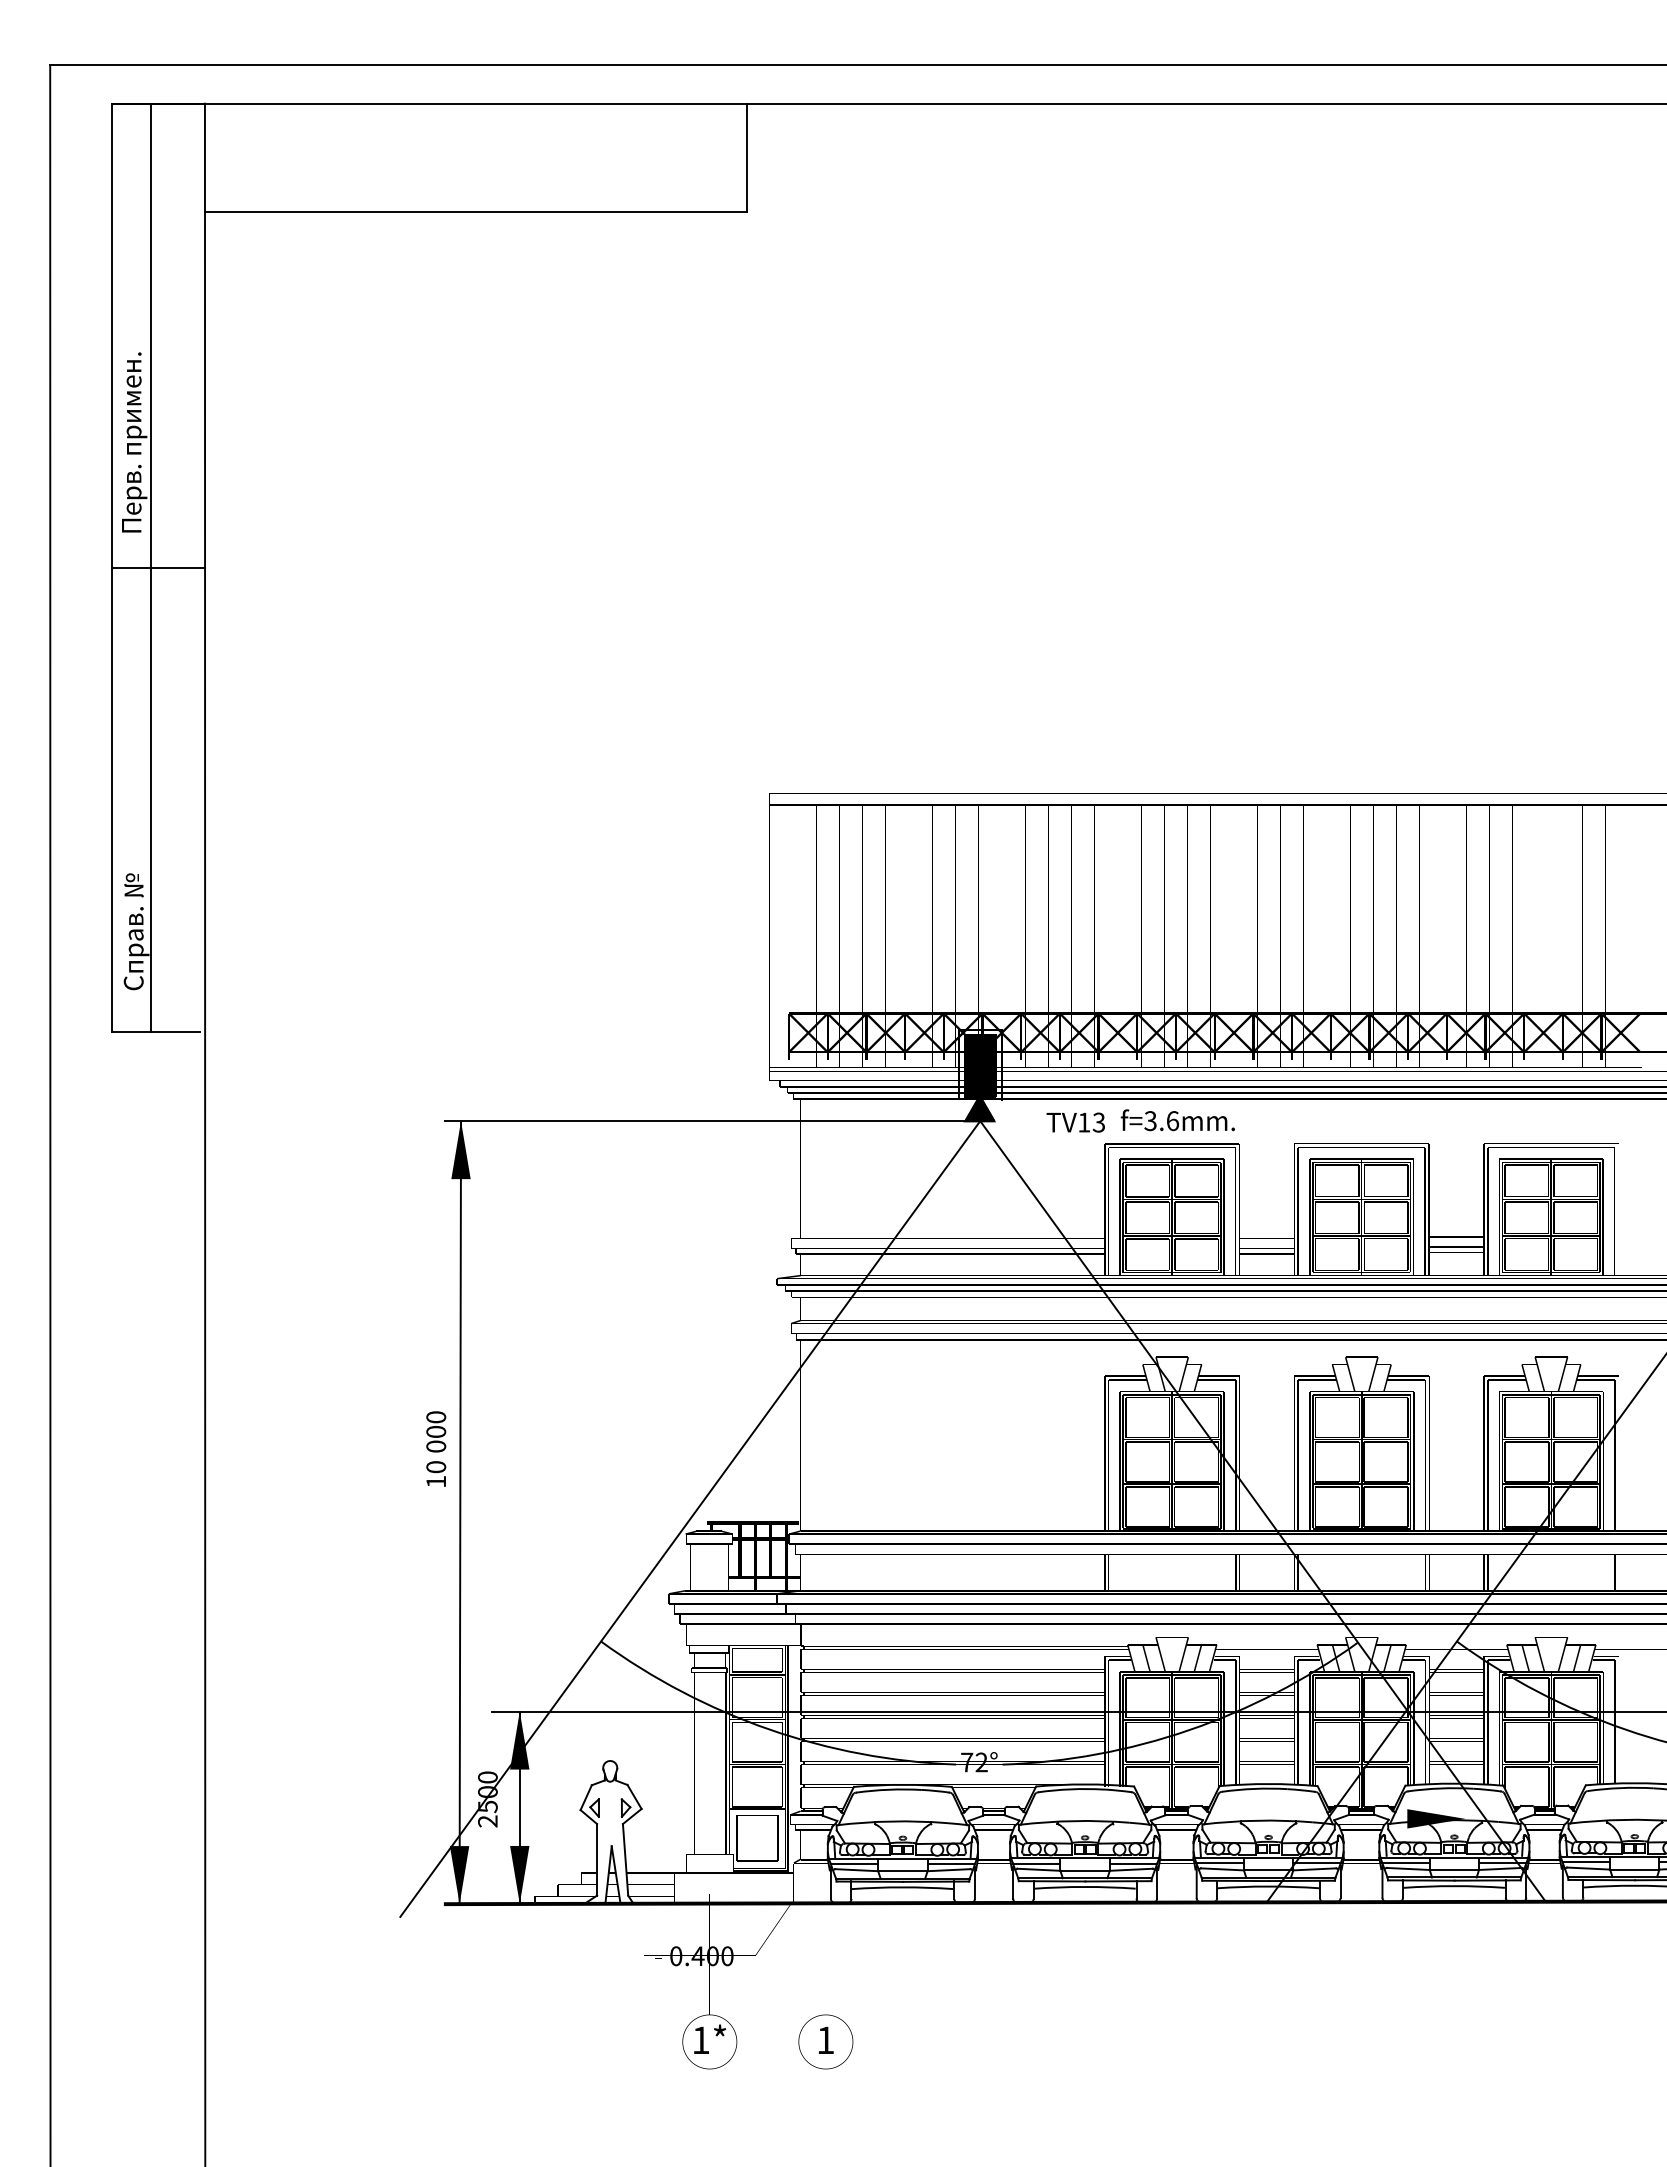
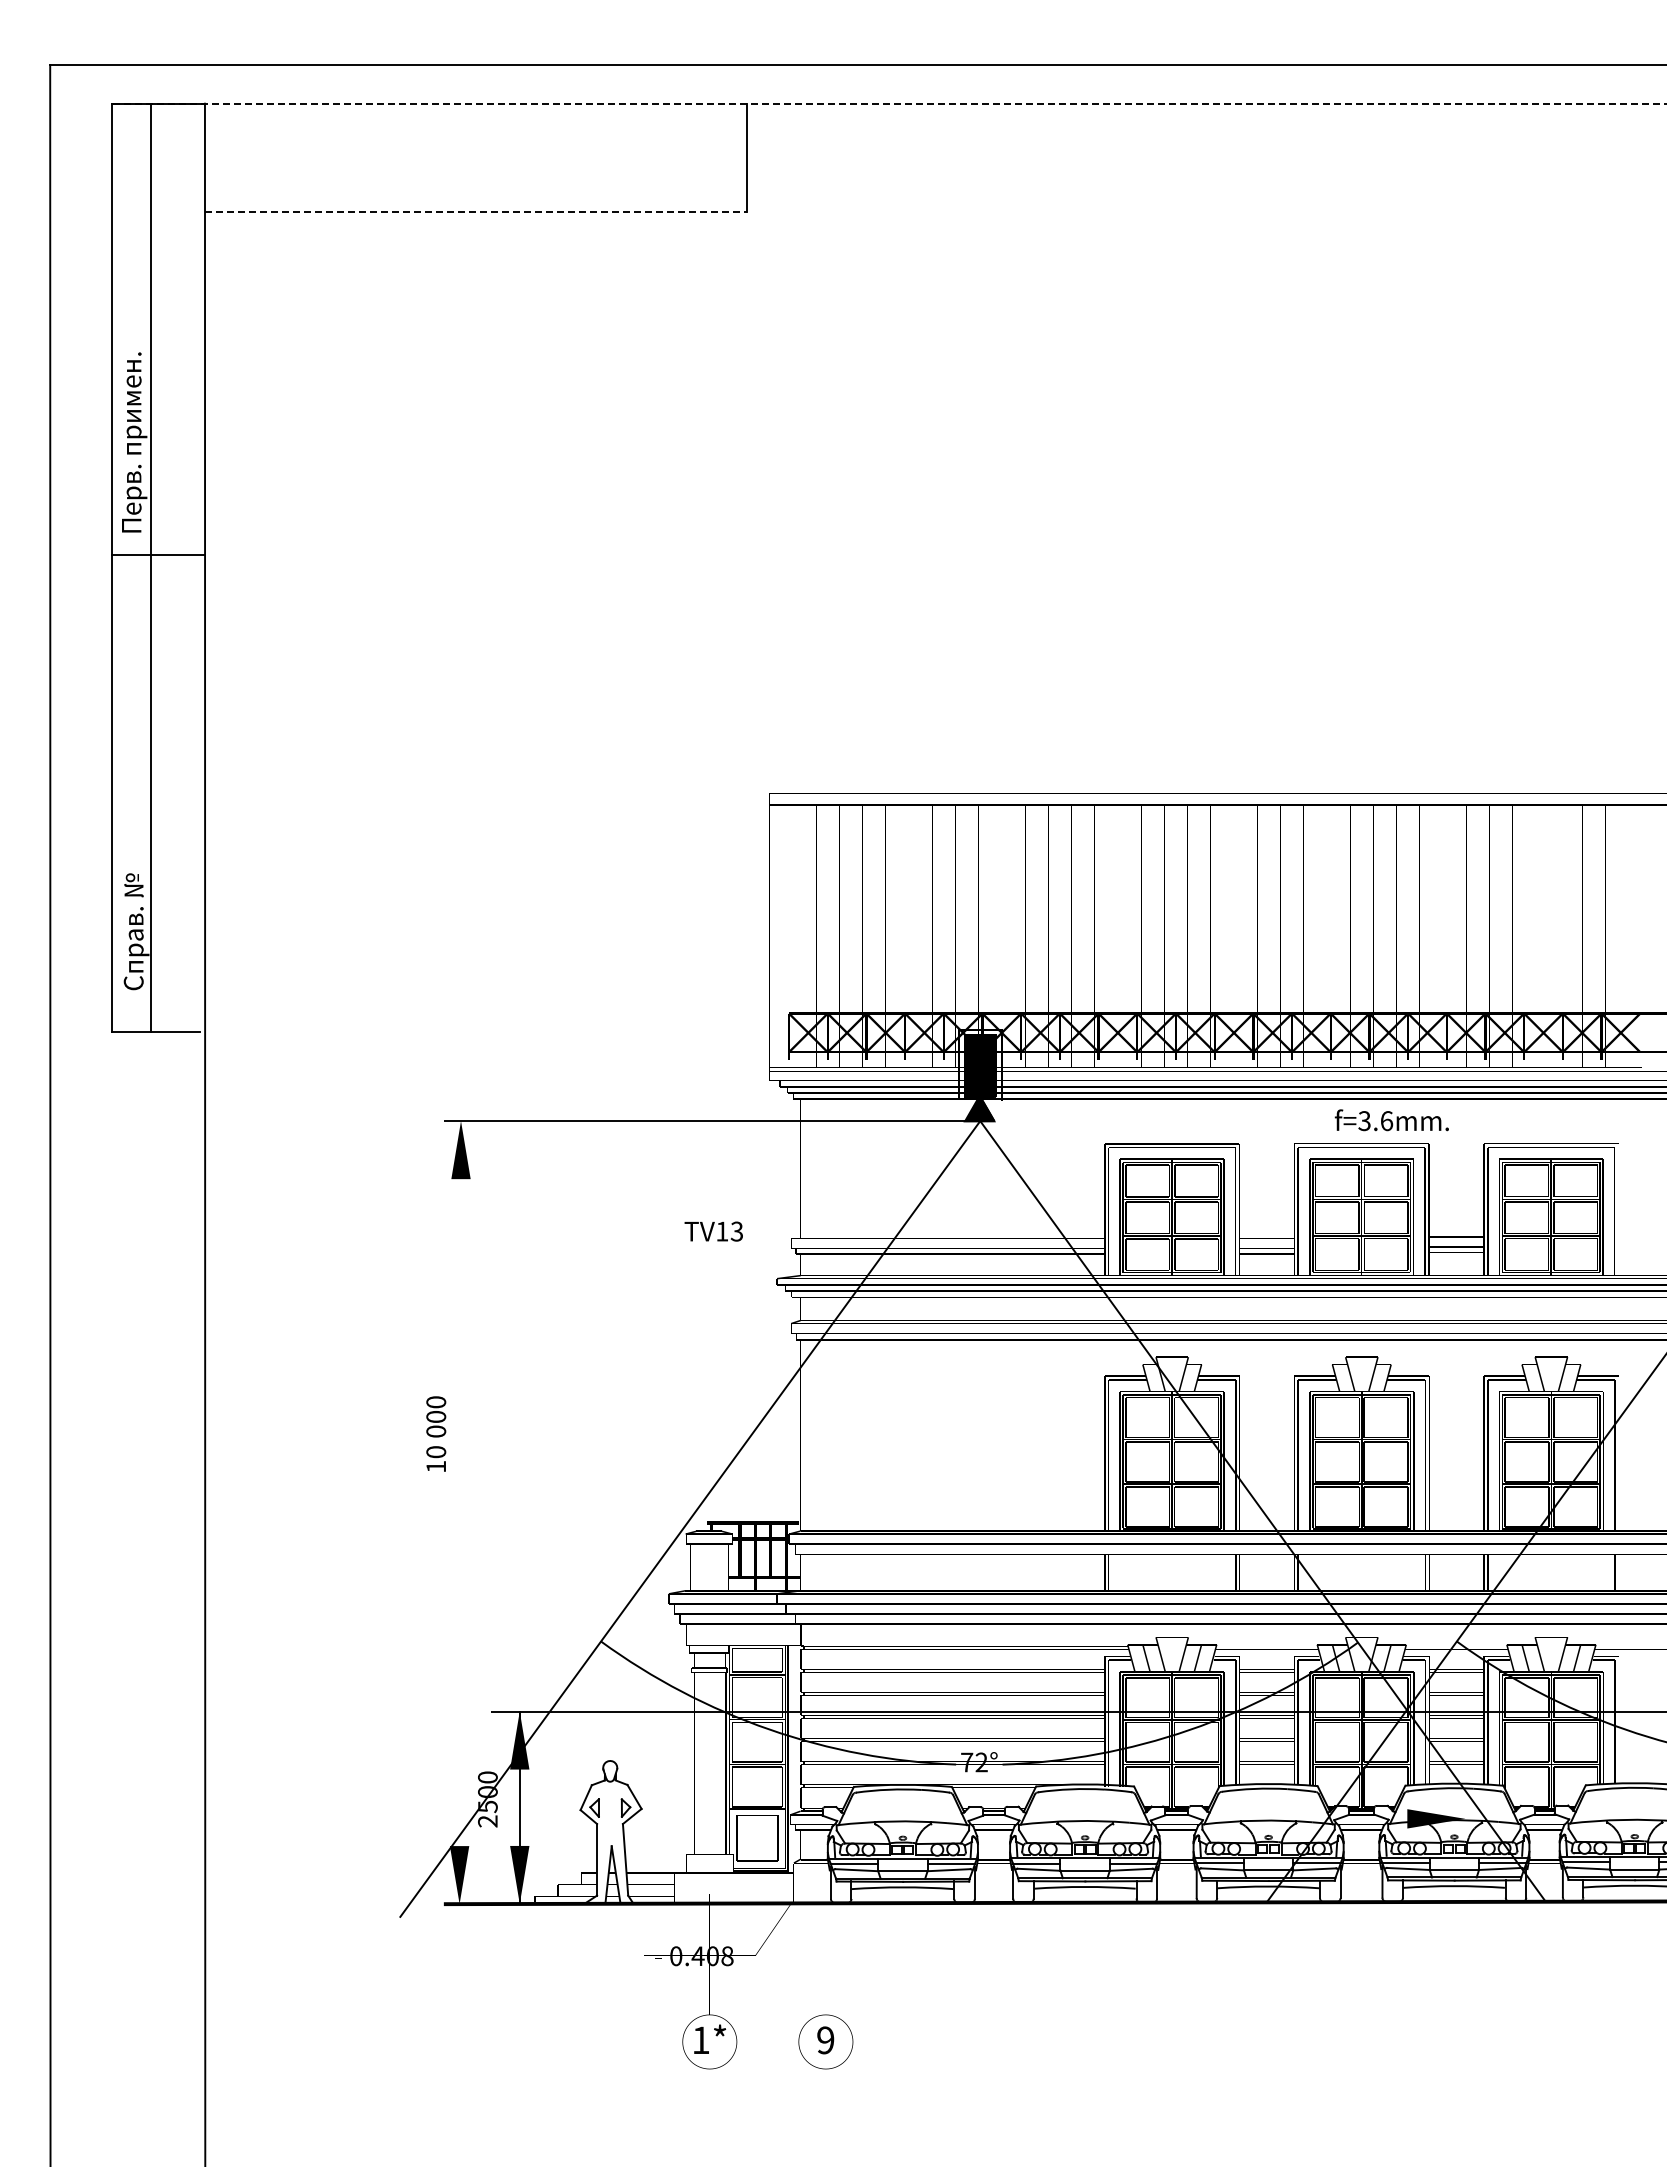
line: solid -> dashed (889, 103)
line: solid -> dashed (475, 212)
line position: (158, 567) -> (158, 554) (158, 554)
text position: (1177, 1120) -> (1391, 1120) (1391, 1120)
text position: (1075, 1122) -> (713, 1231) (713, 1231)
text position: (436, 1448) -> (436, 1433) (436, 1433)
line: present -> none (460, 1512)
text: 0.400 -> 0.408 (727, 1956)
text: 1 -> 9 (825, 2040)
